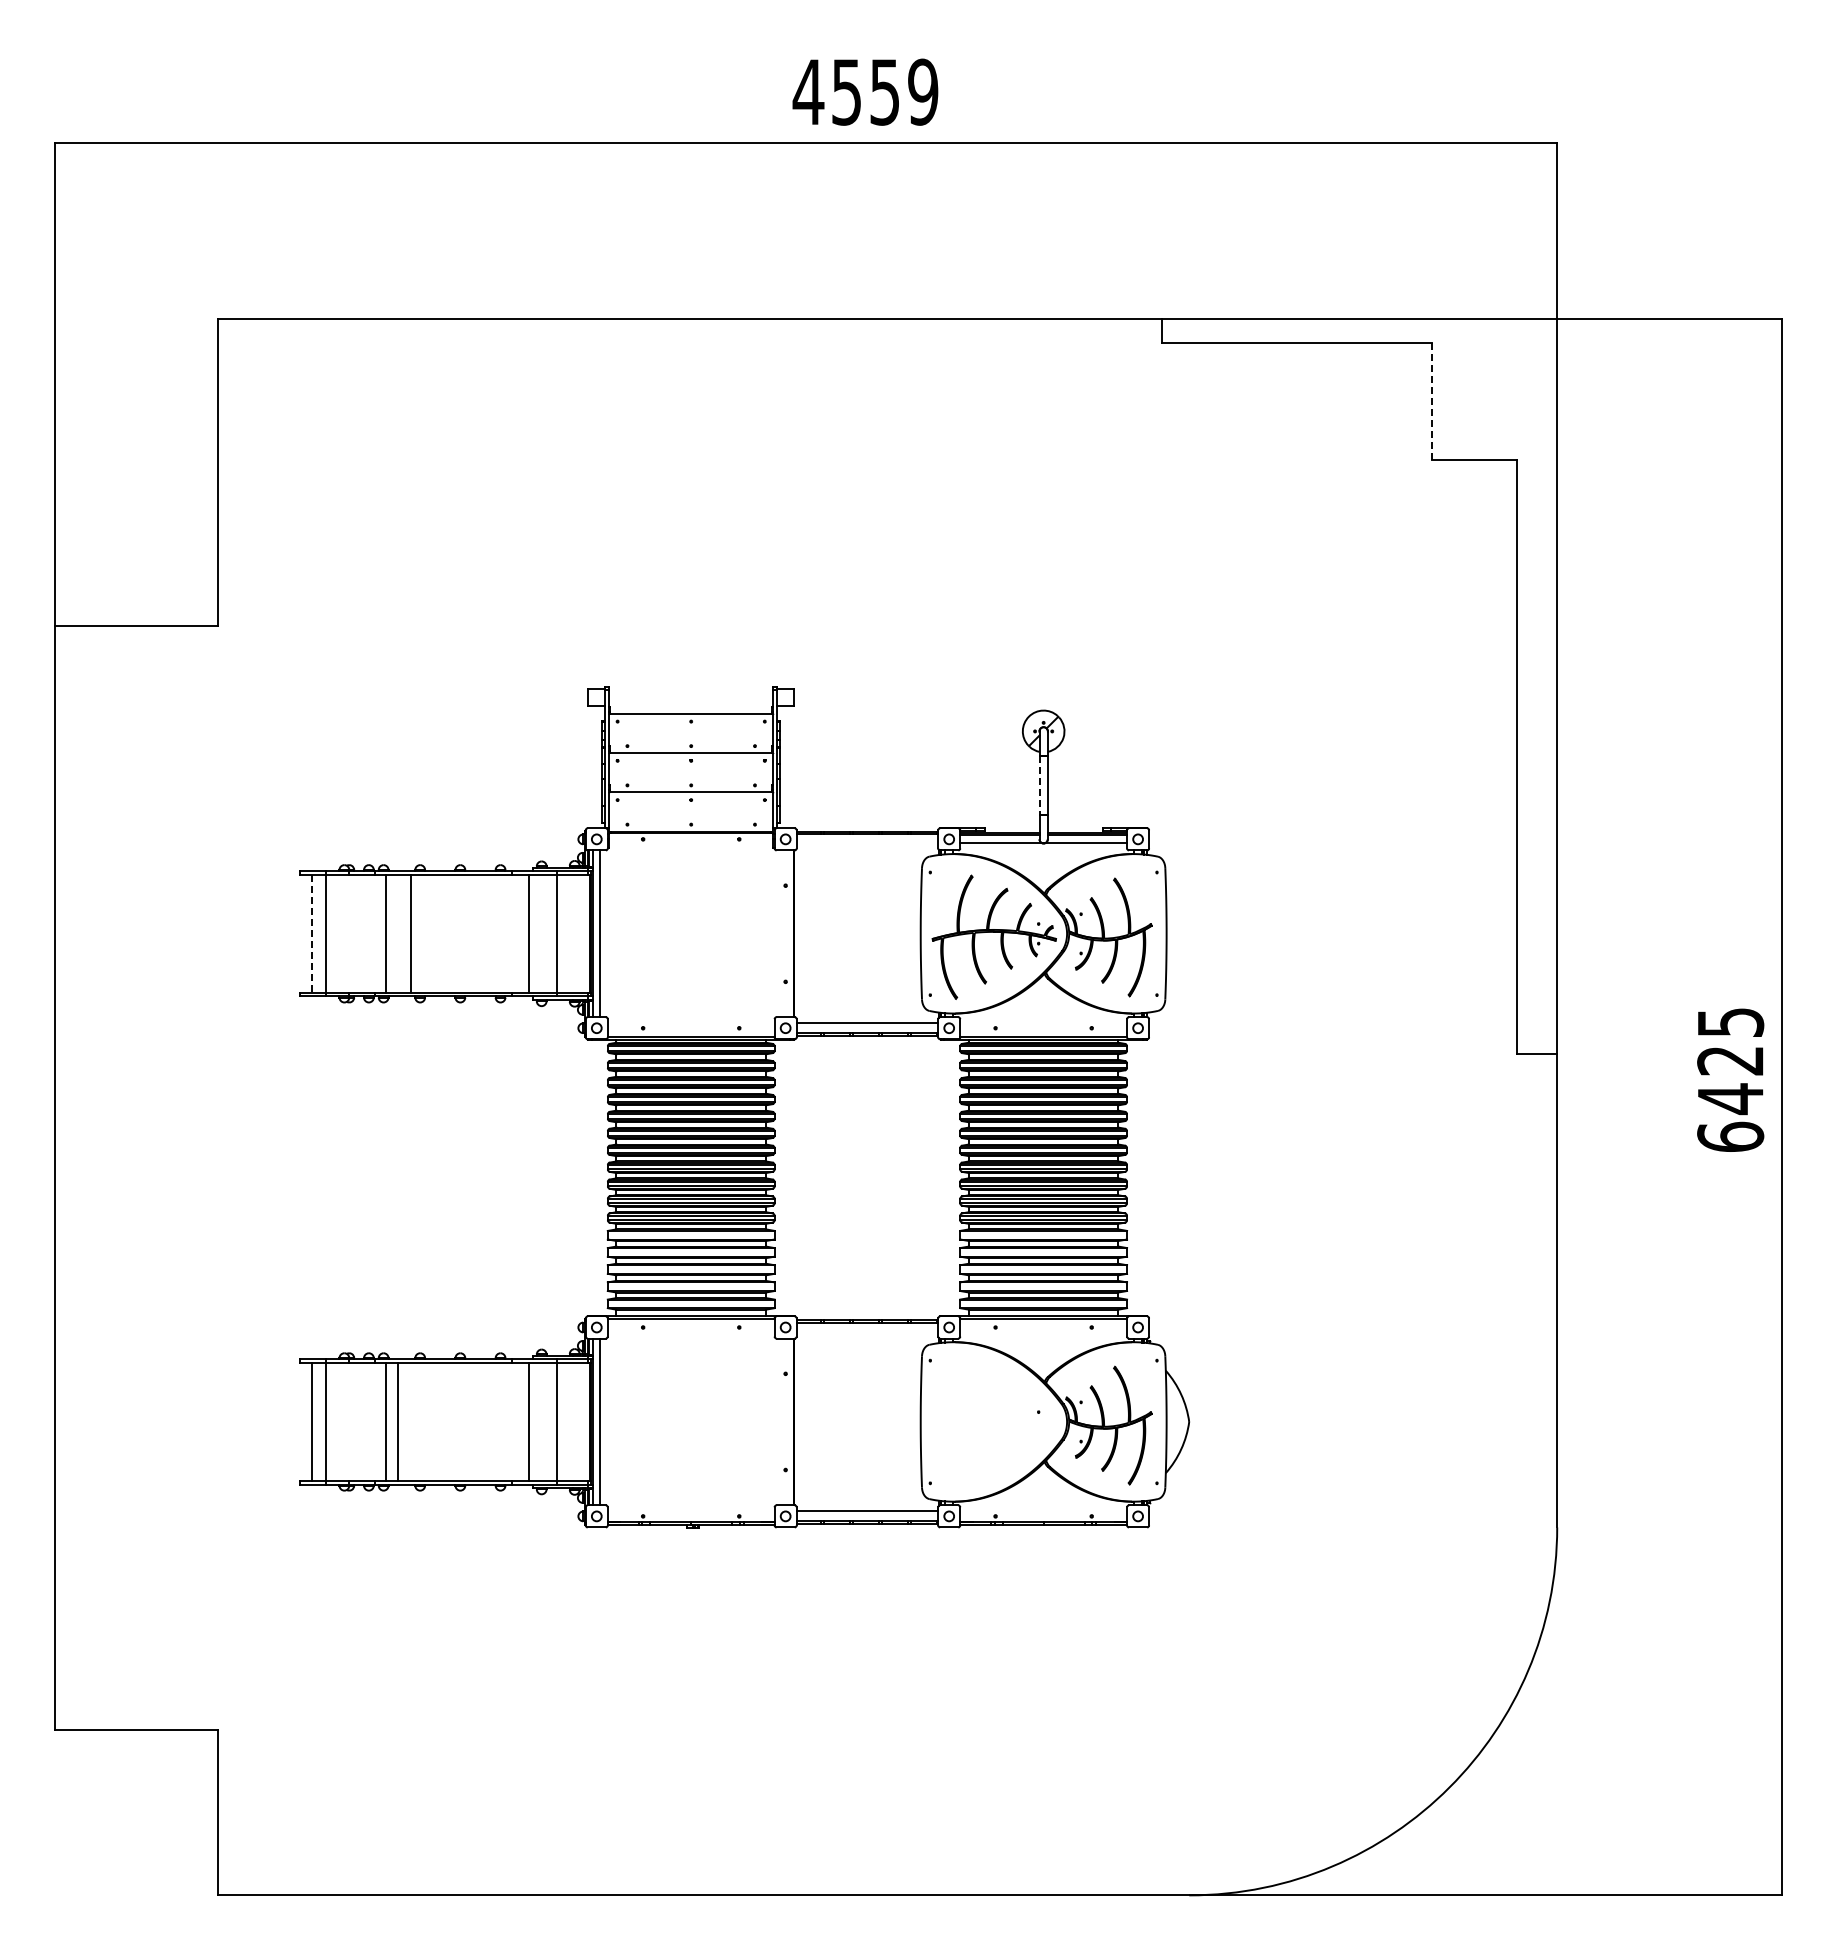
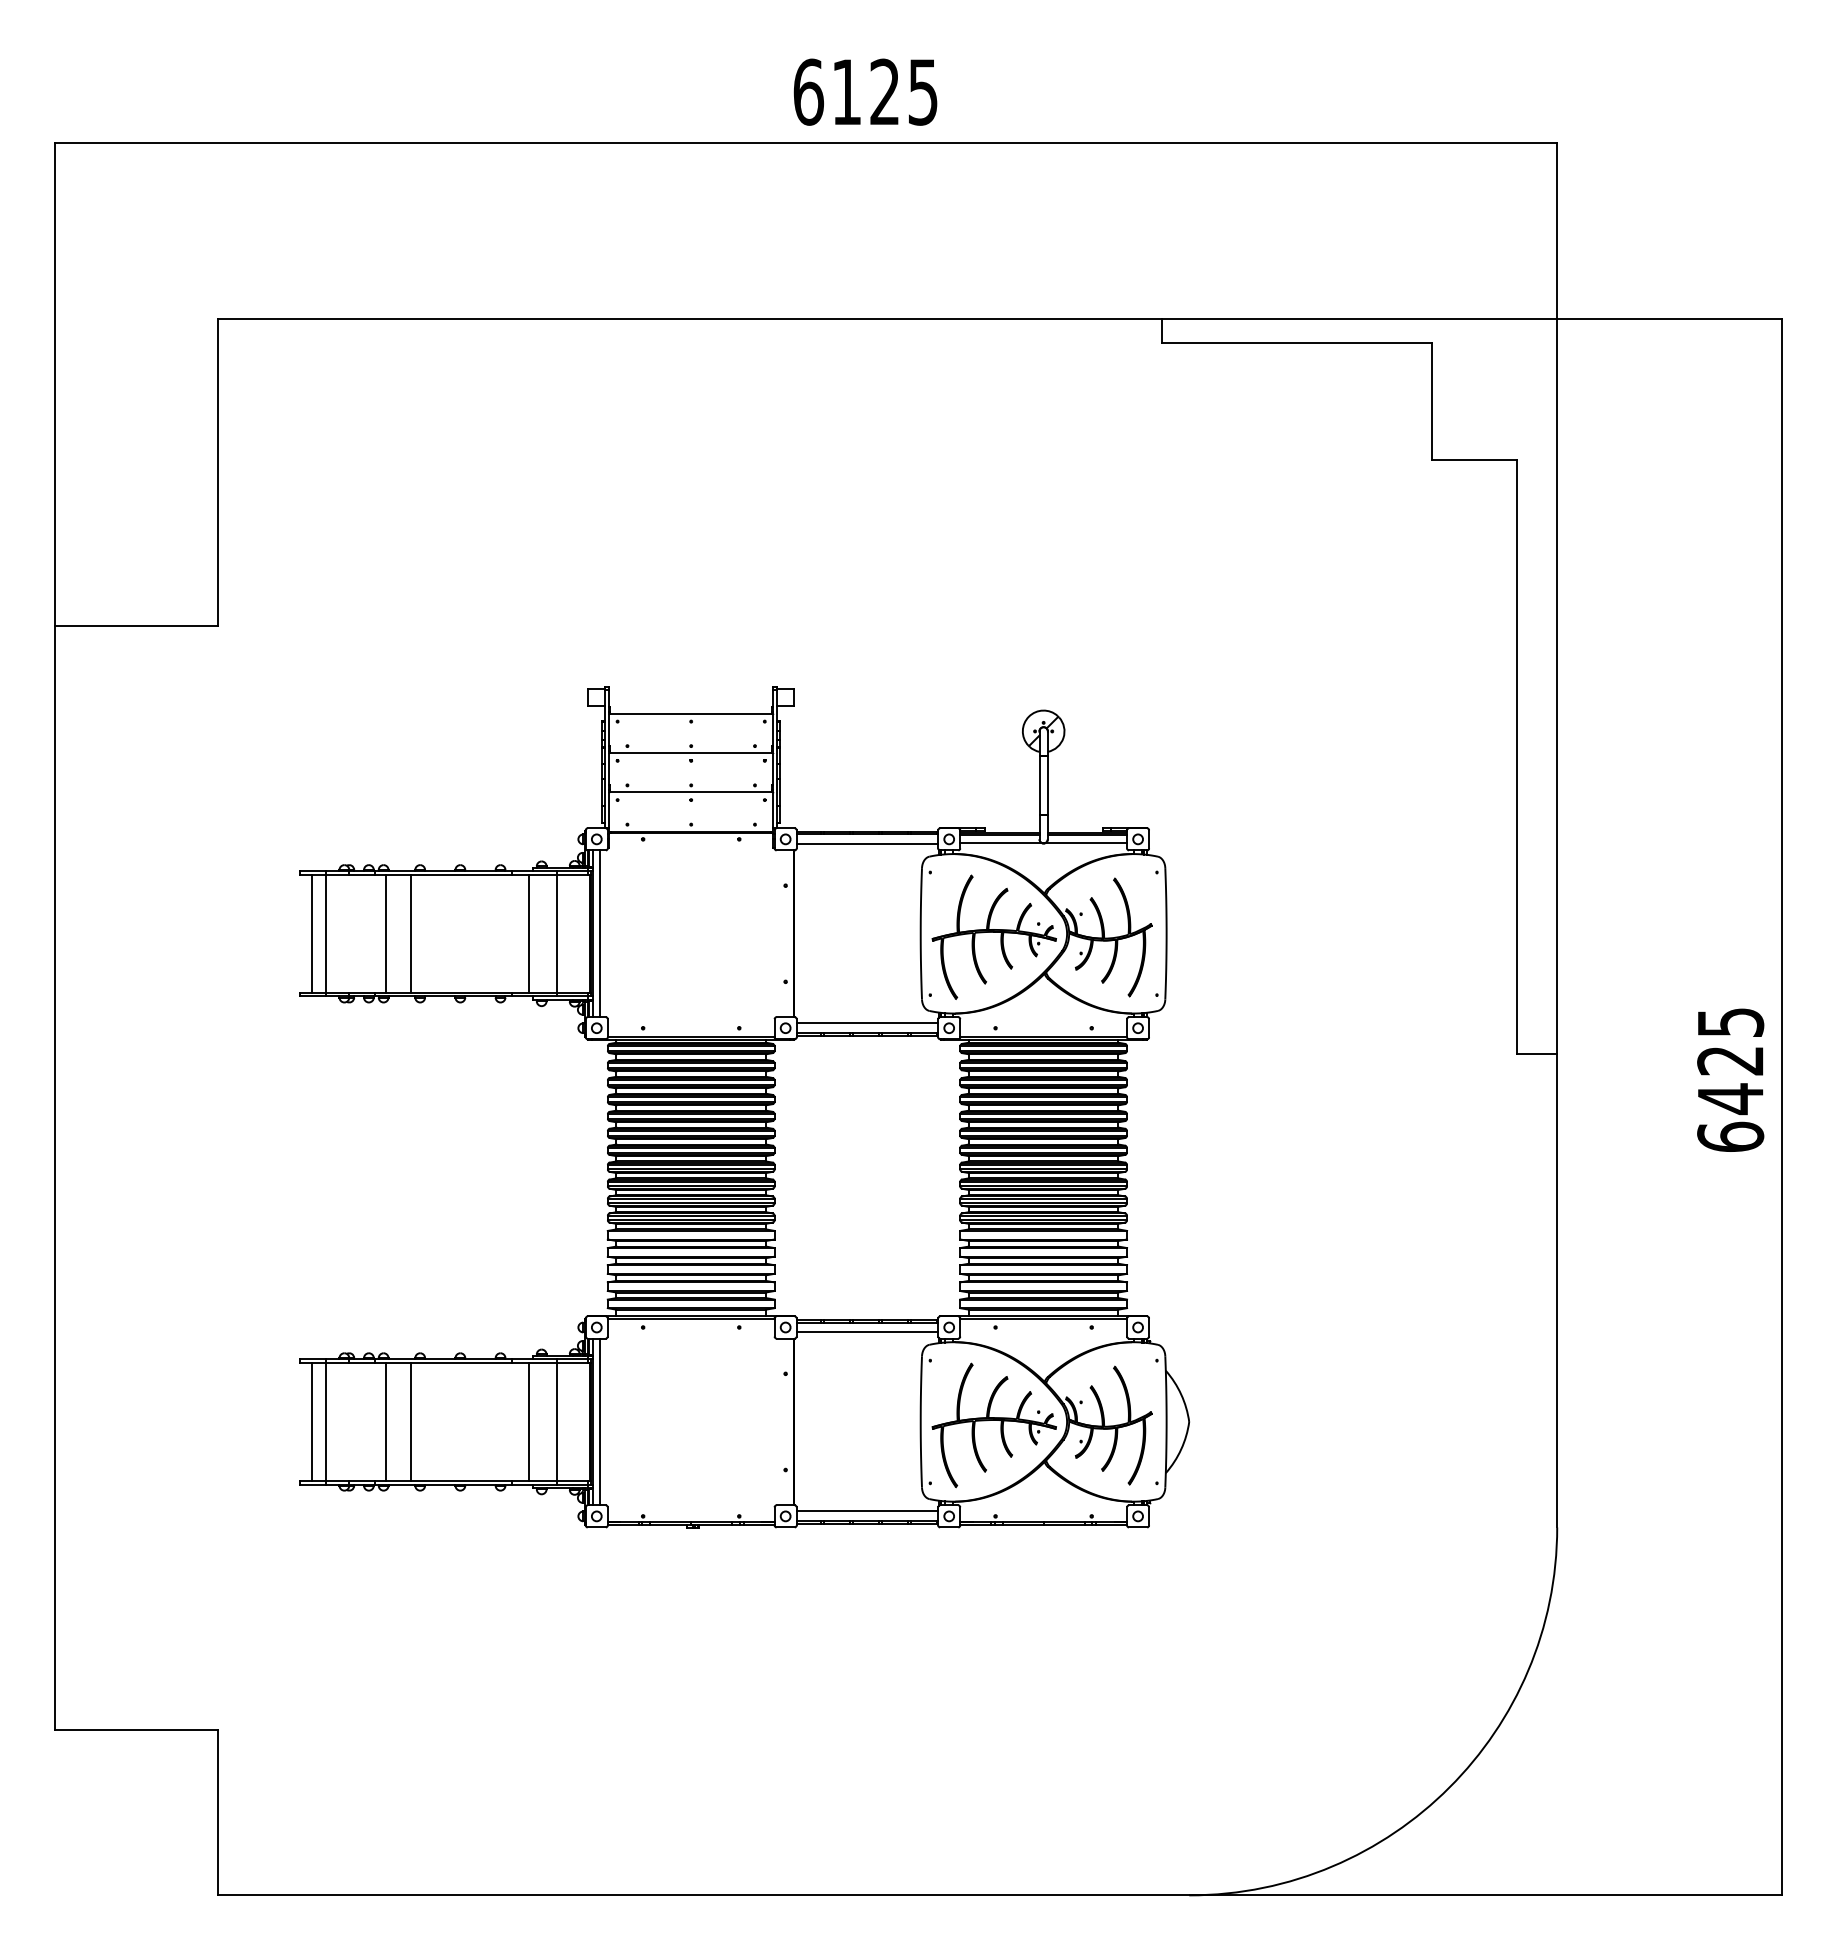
text: 4559 -> 6125 (865, 91)
line: dashed -> solid (1432, 401)
line: dashed -> solid (1039, 785)
line: none -> present (867, 844)
line: dashed -> solid (312, 933)
line: none -> present (867, 1332)
line position: (398, 1421) -> (411, 1421) (411, 1421)
part: none -> present (993, 1425)
